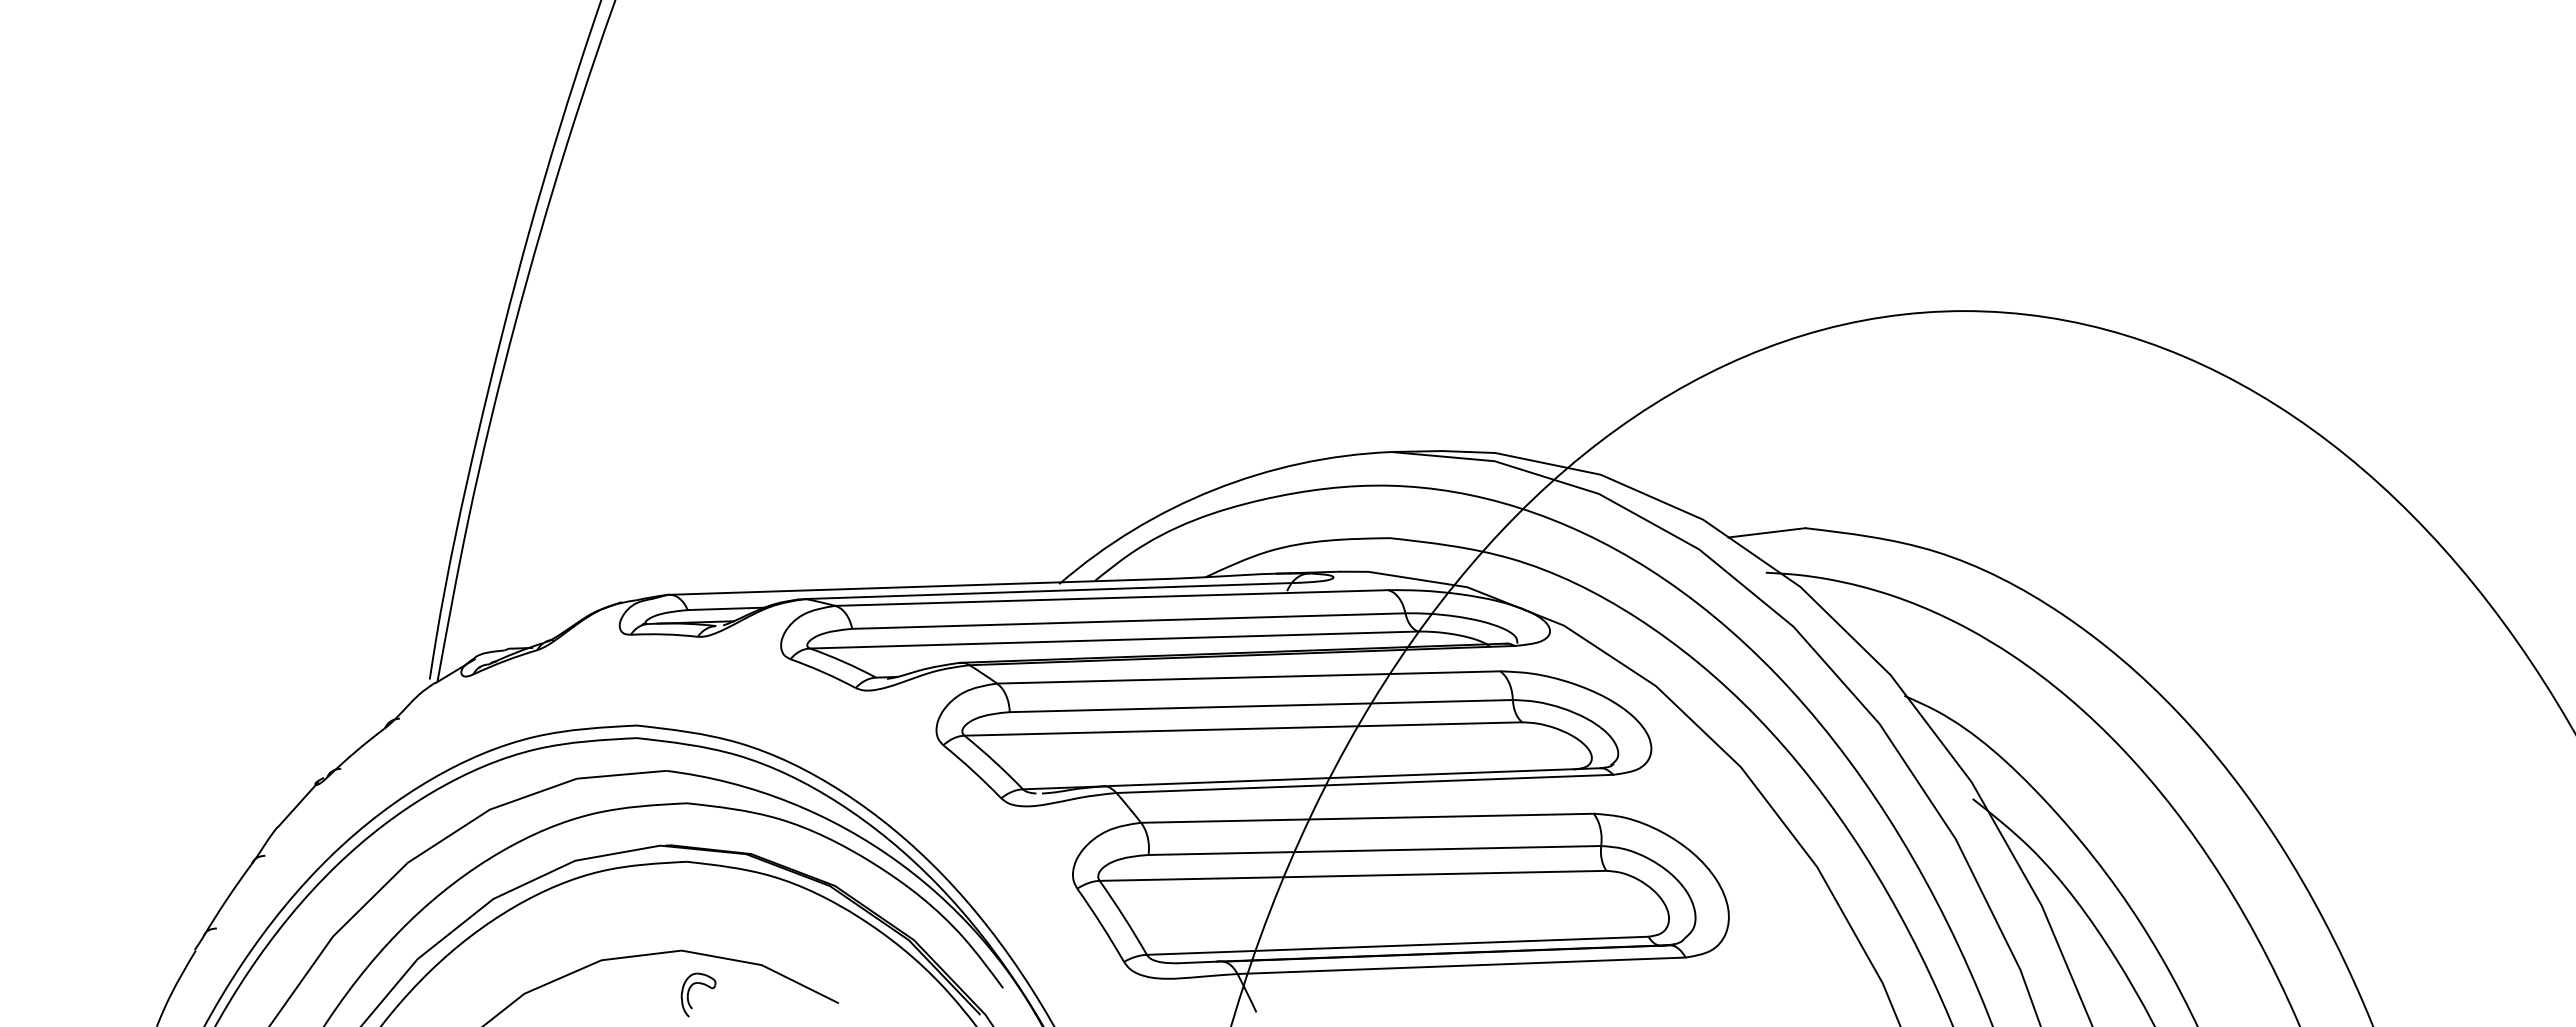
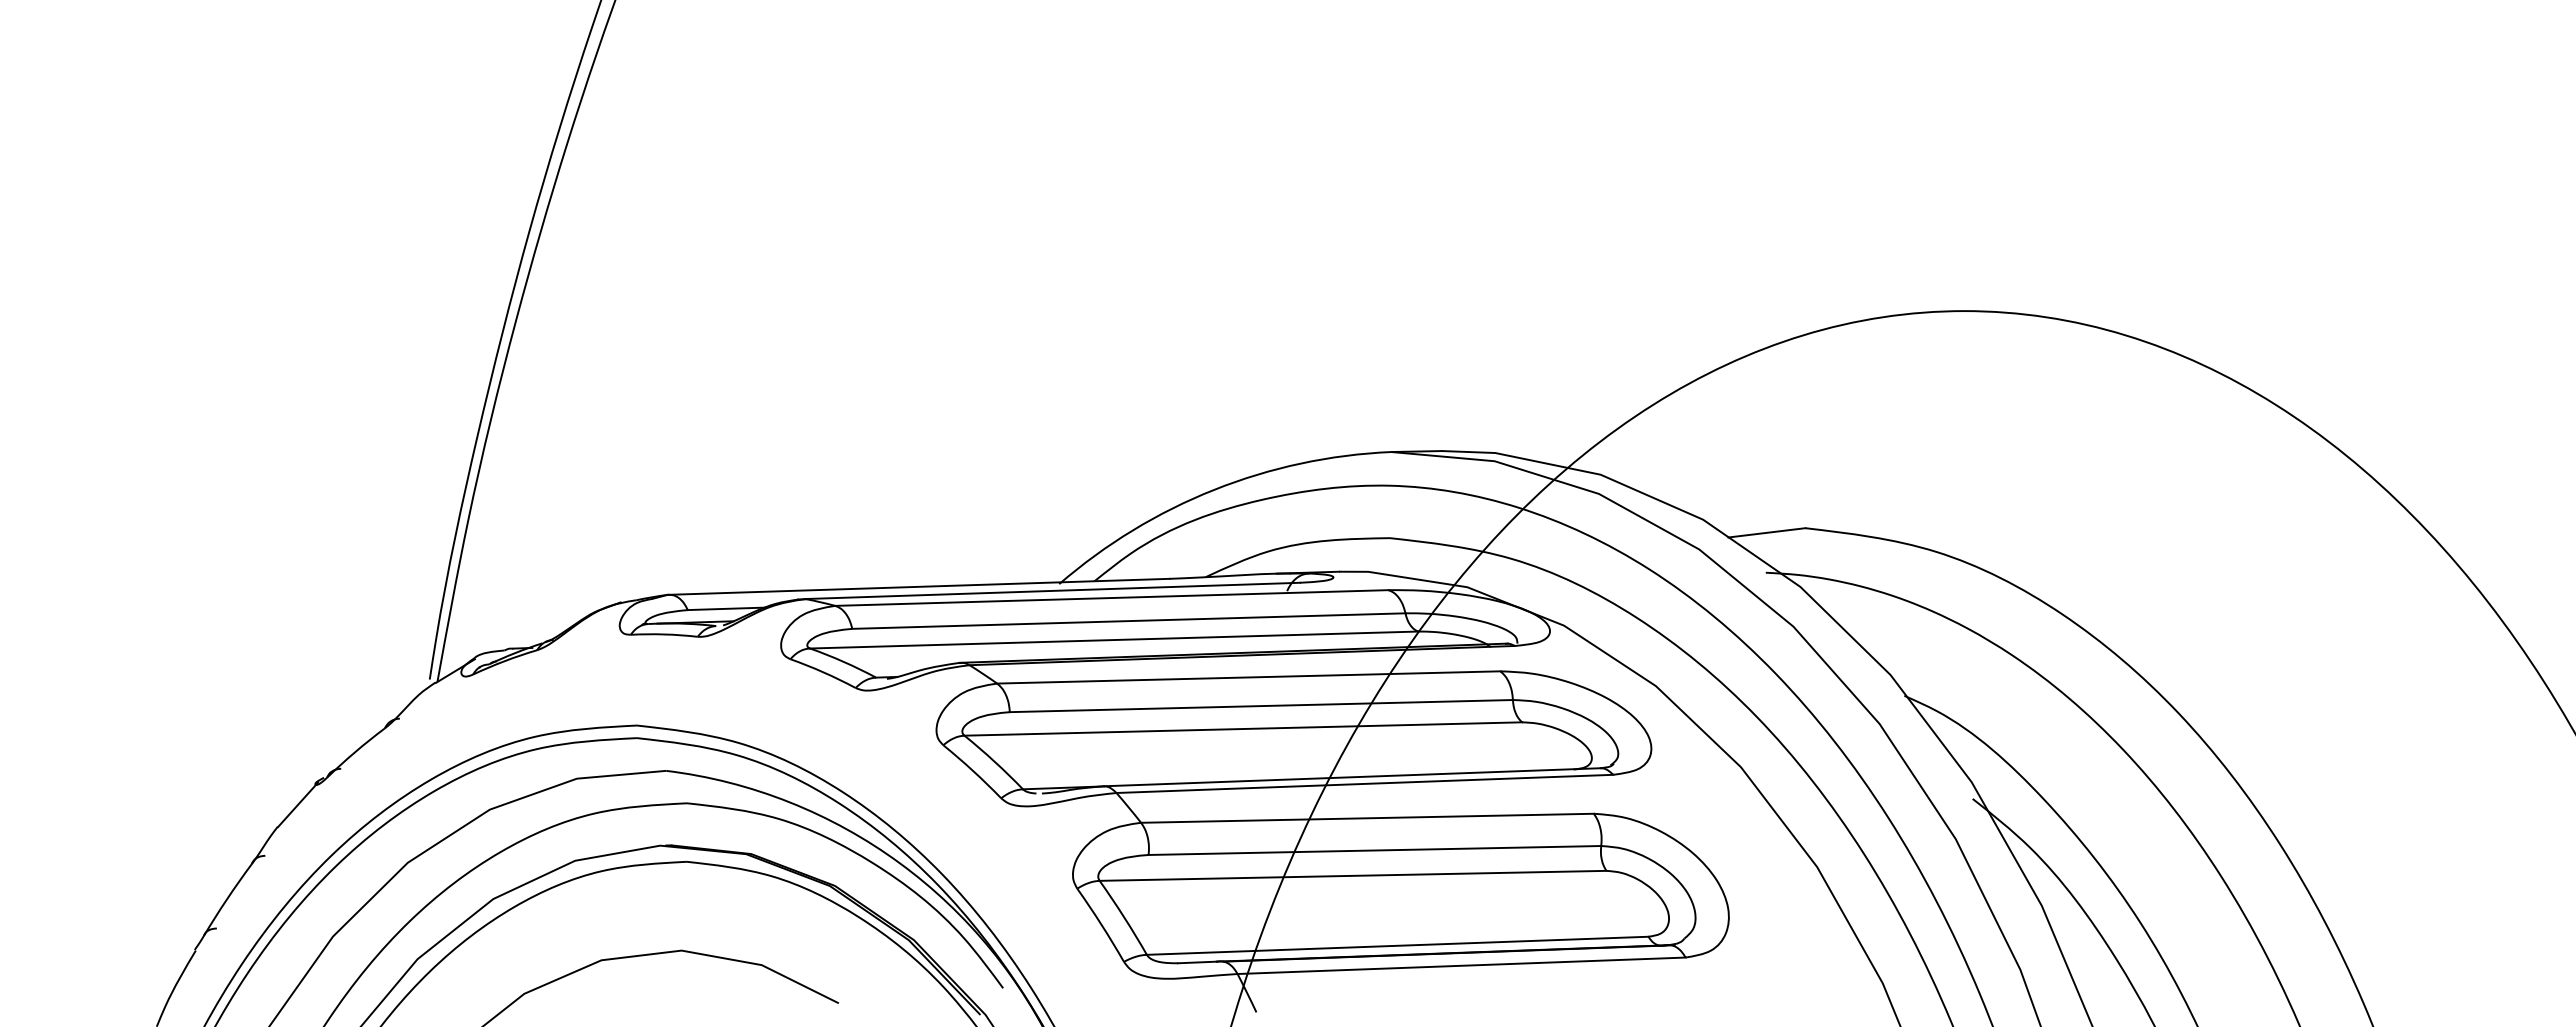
part: present -> none (689, 992)
